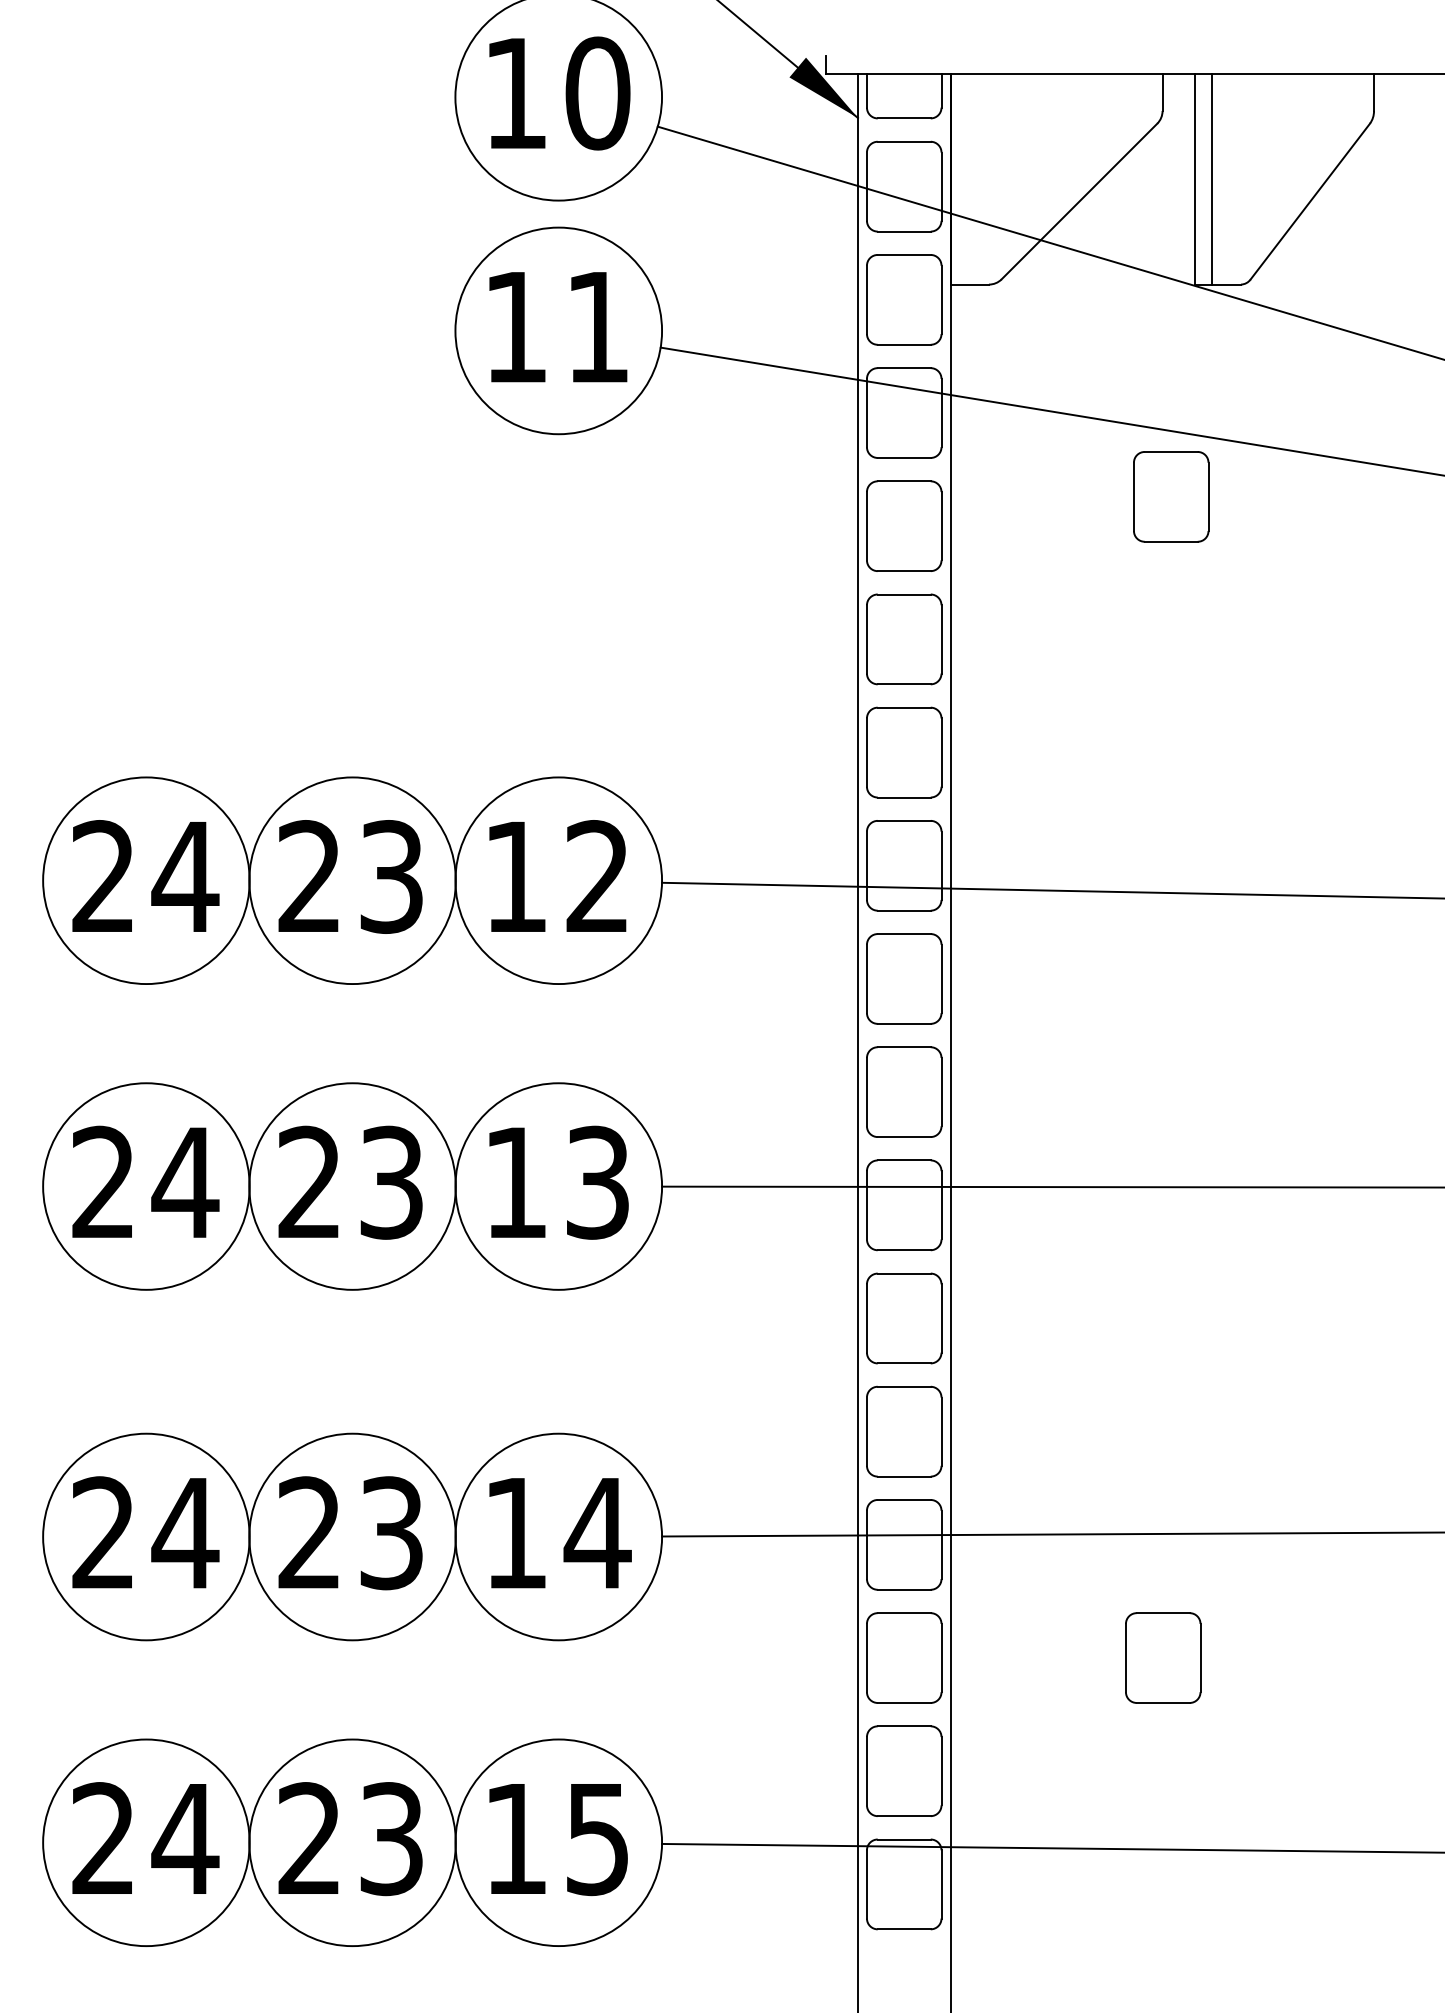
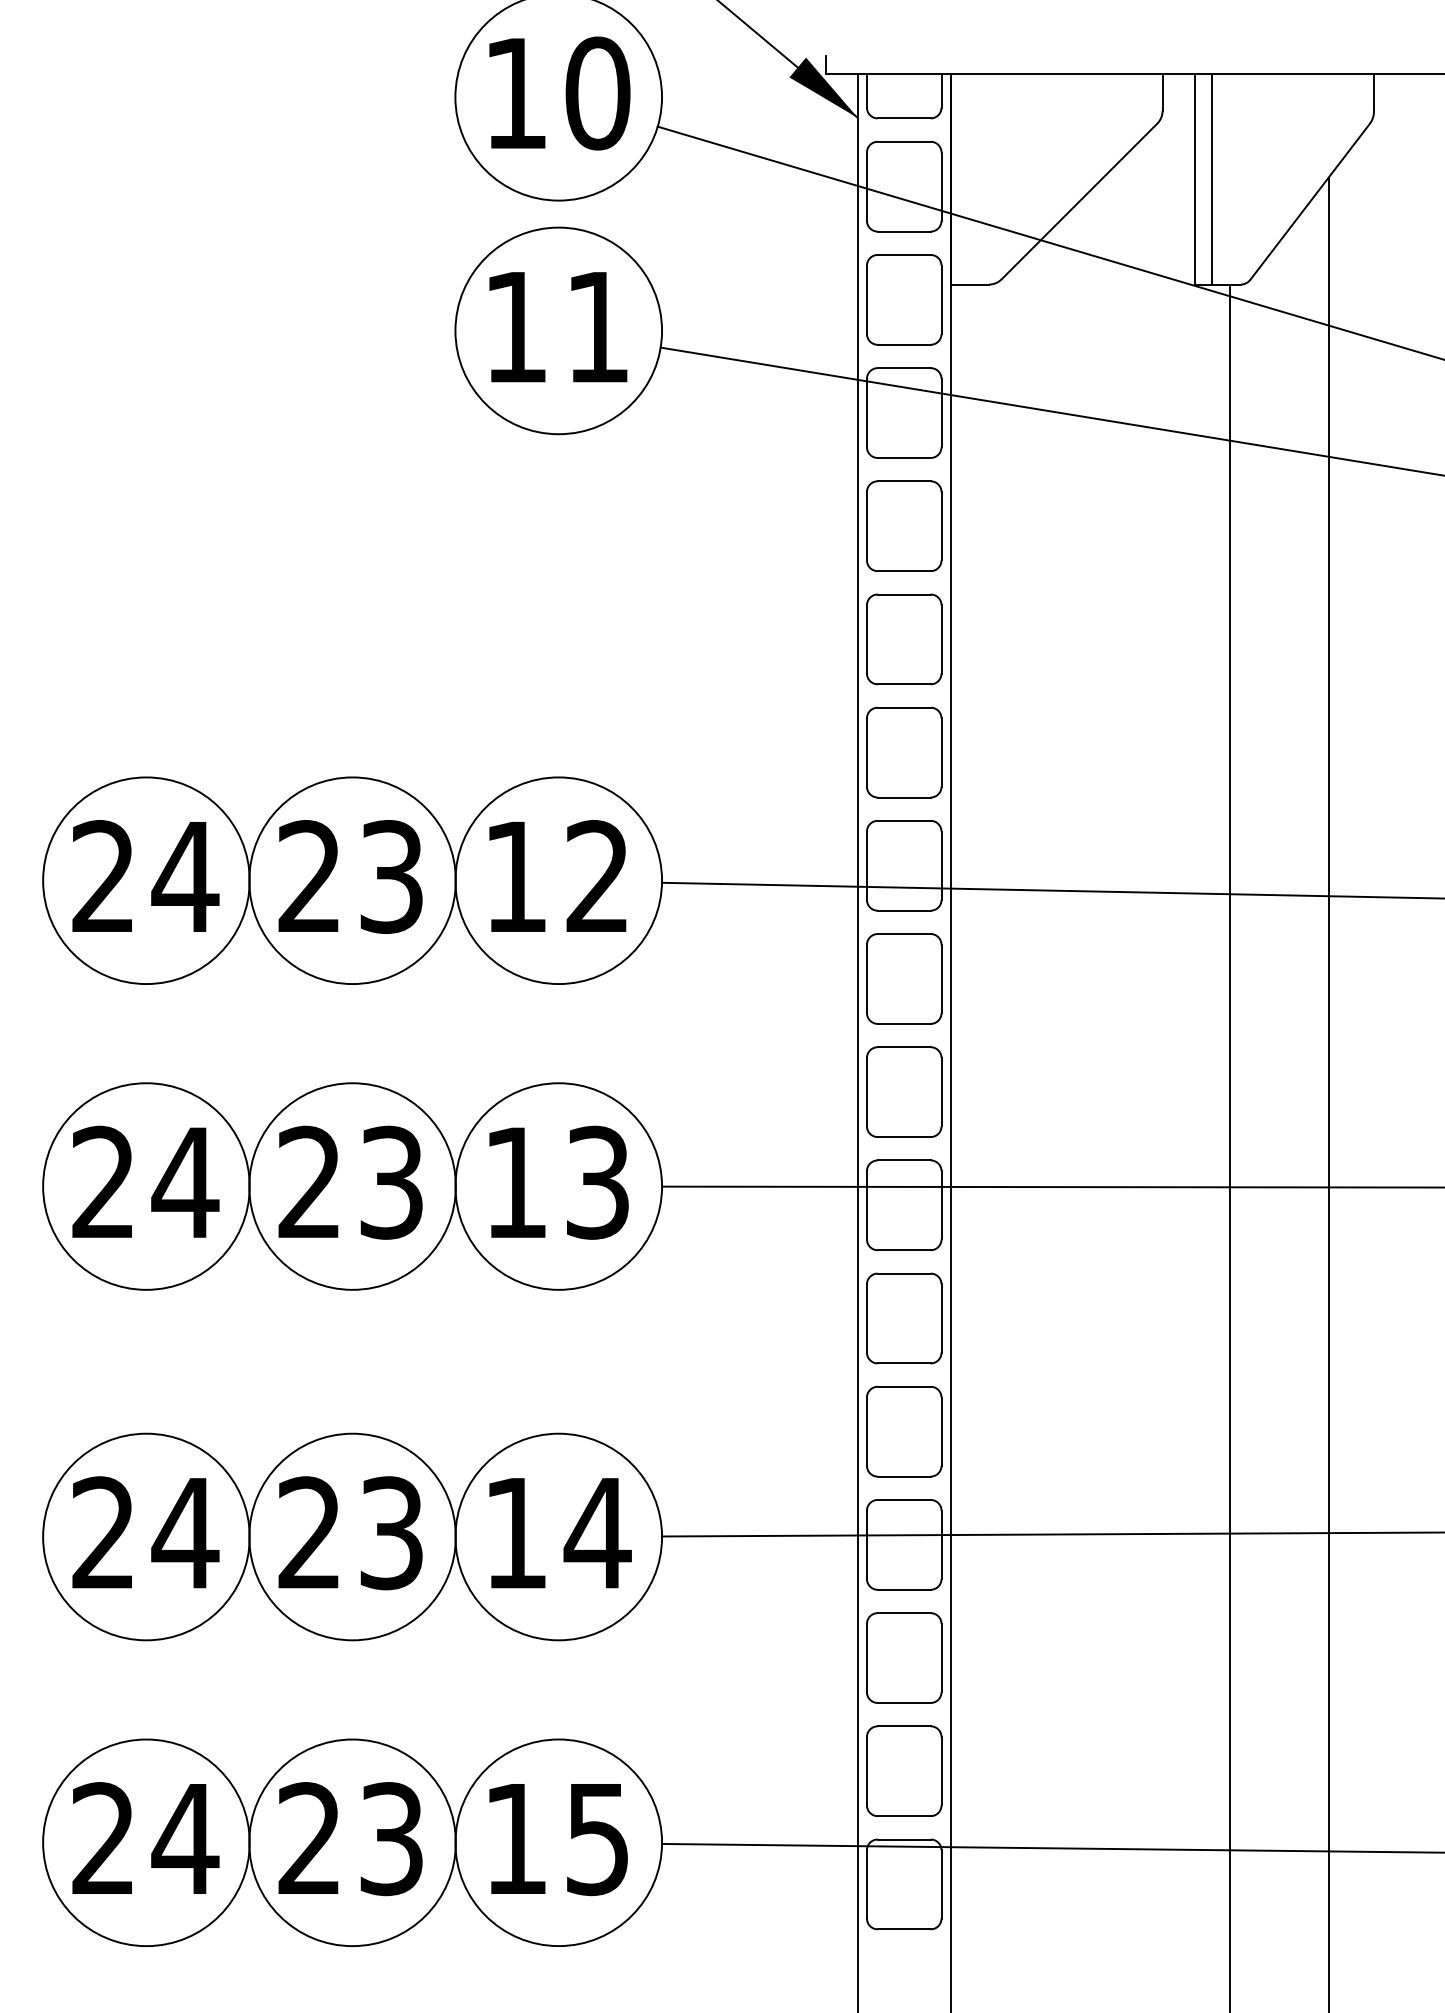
part: present -> none (1171, 496)
line: none -> present (1328, 1093)
line: none -> present (1229, 1146)
part: present -> none (1163, 1657)
